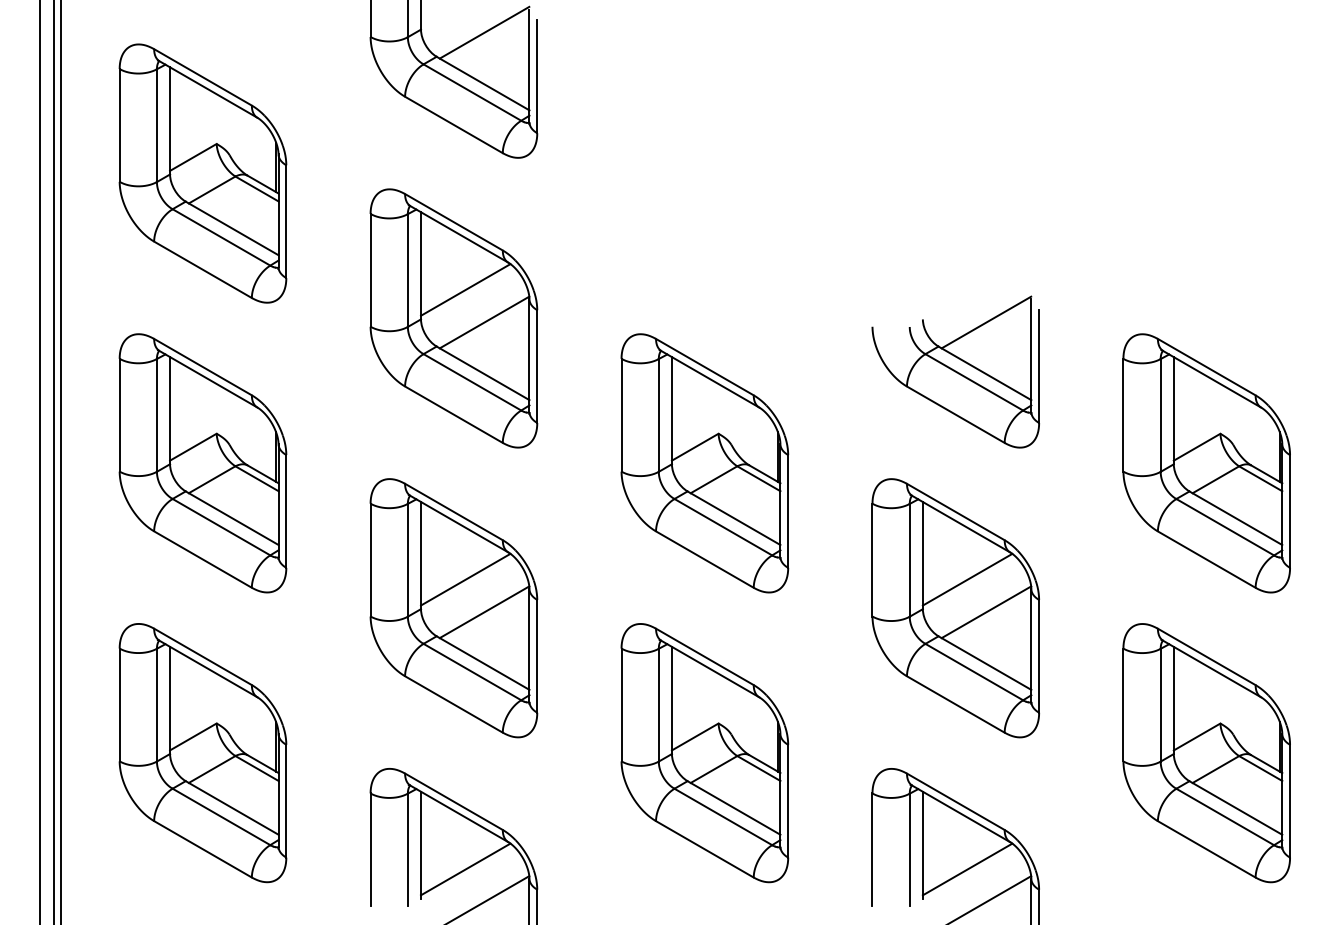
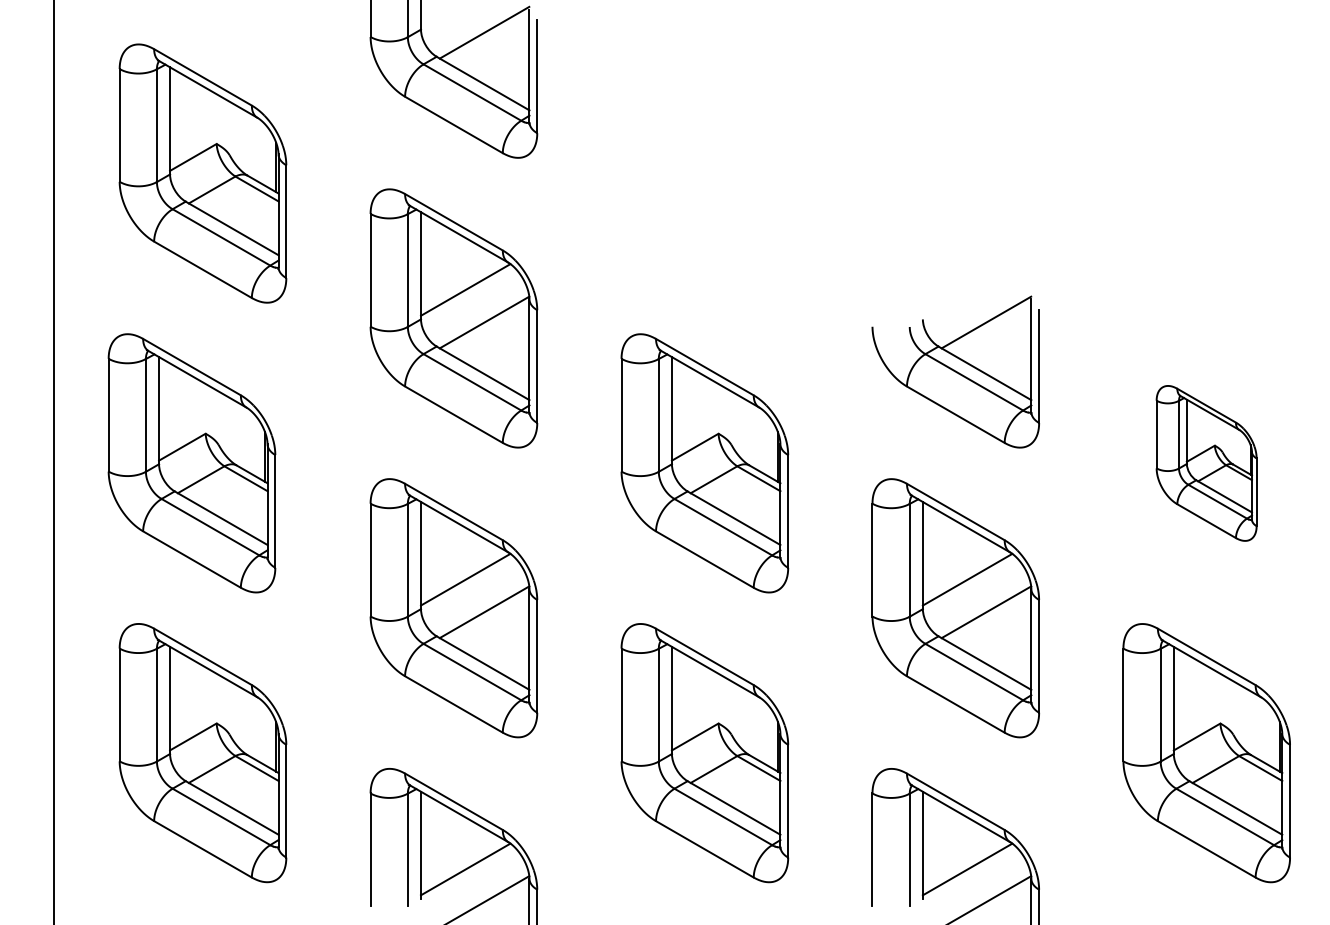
line: present -> none (39, 461)
line: present -> none (61, 461)
part position: (202, 463) -> (191, 463) (191, 463)
part size: 169x261 px -> 103x157 px (1206, 463)
